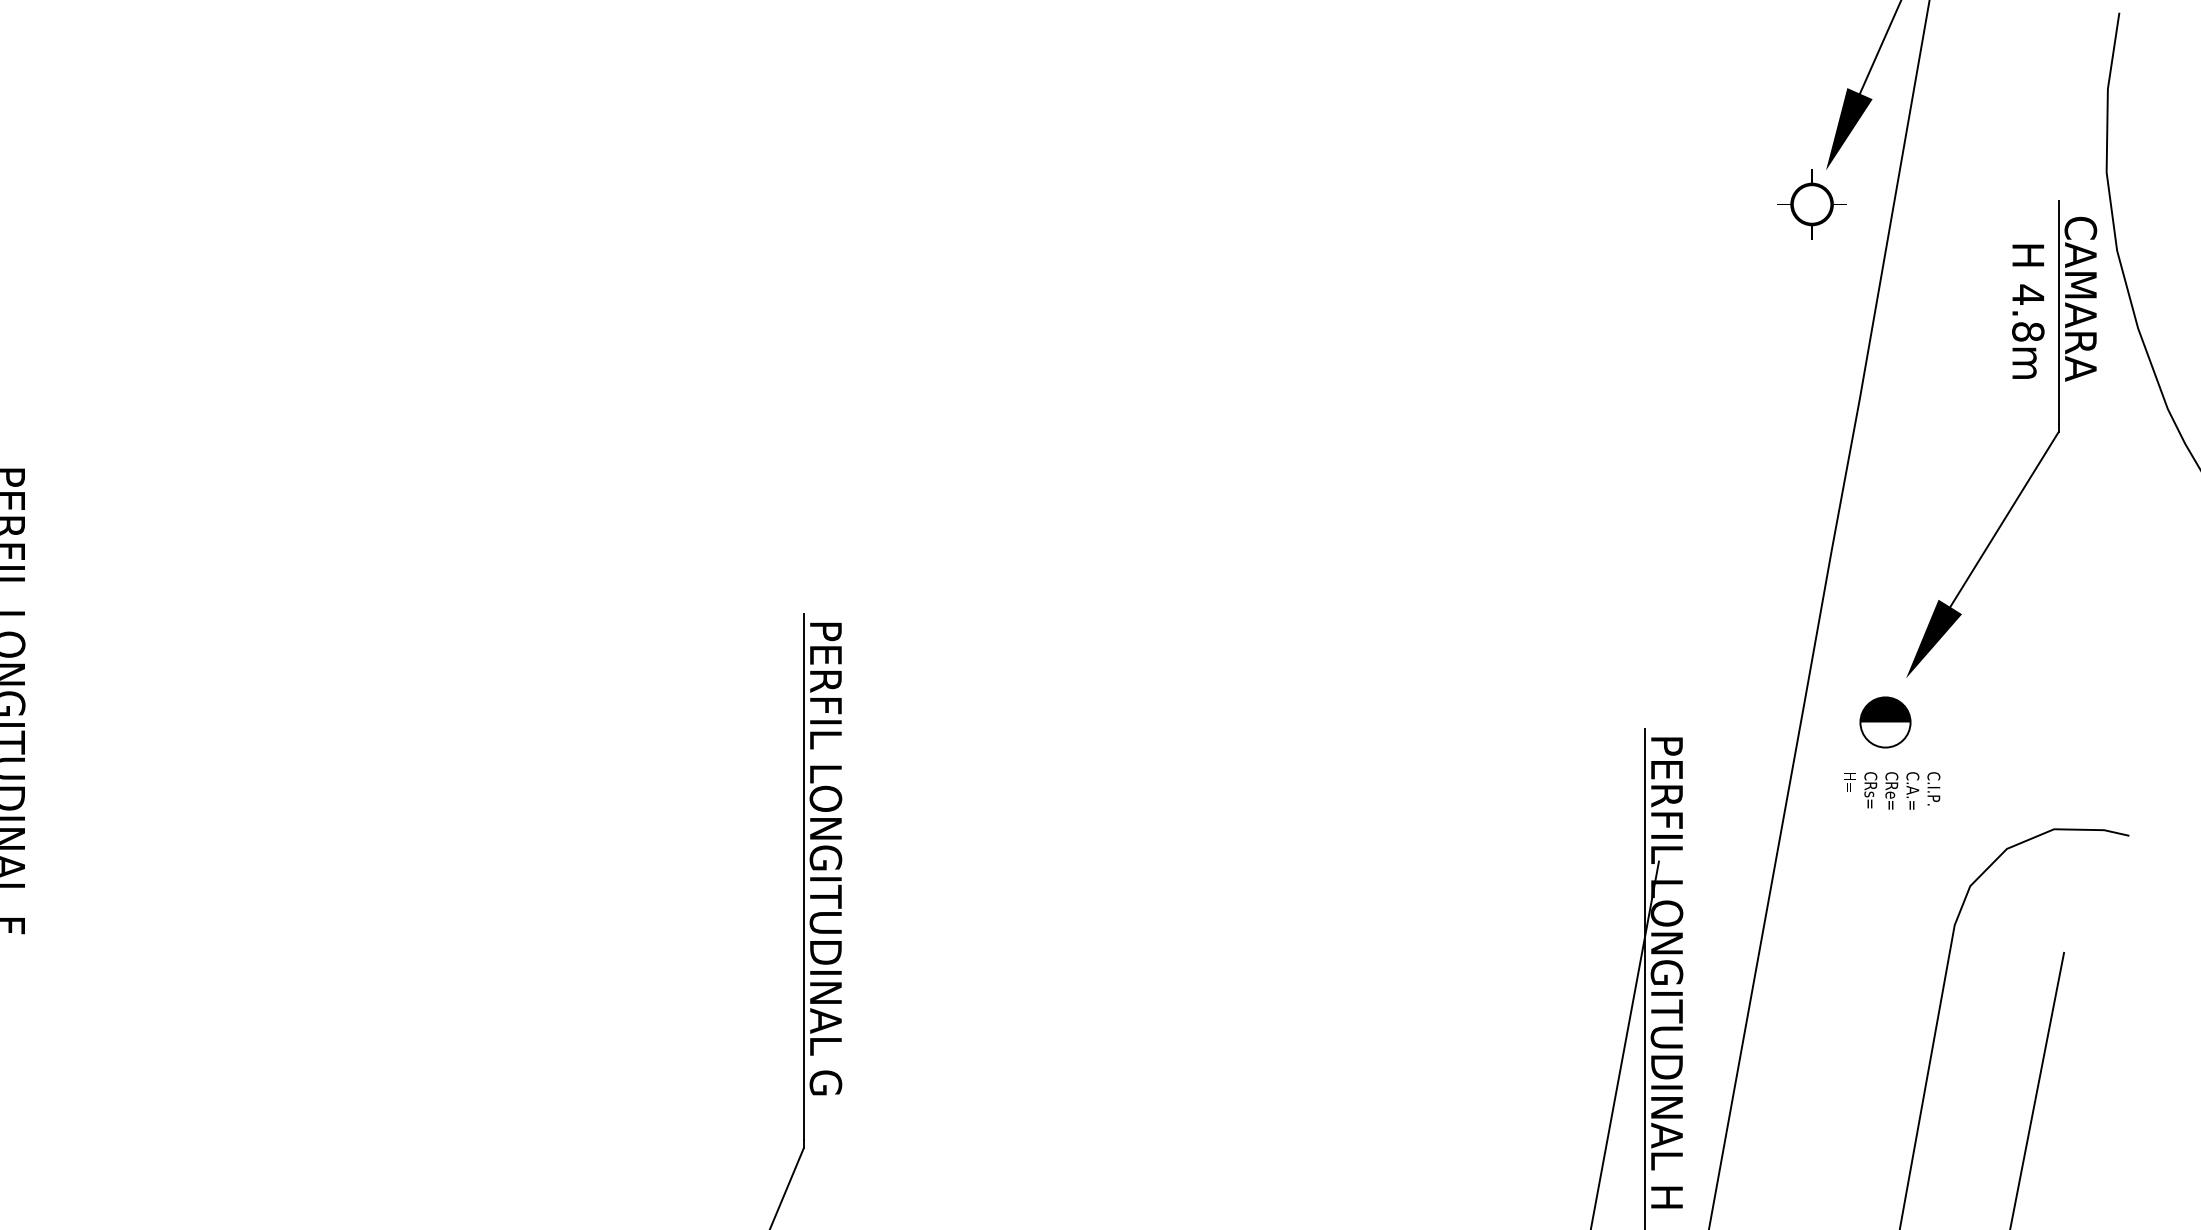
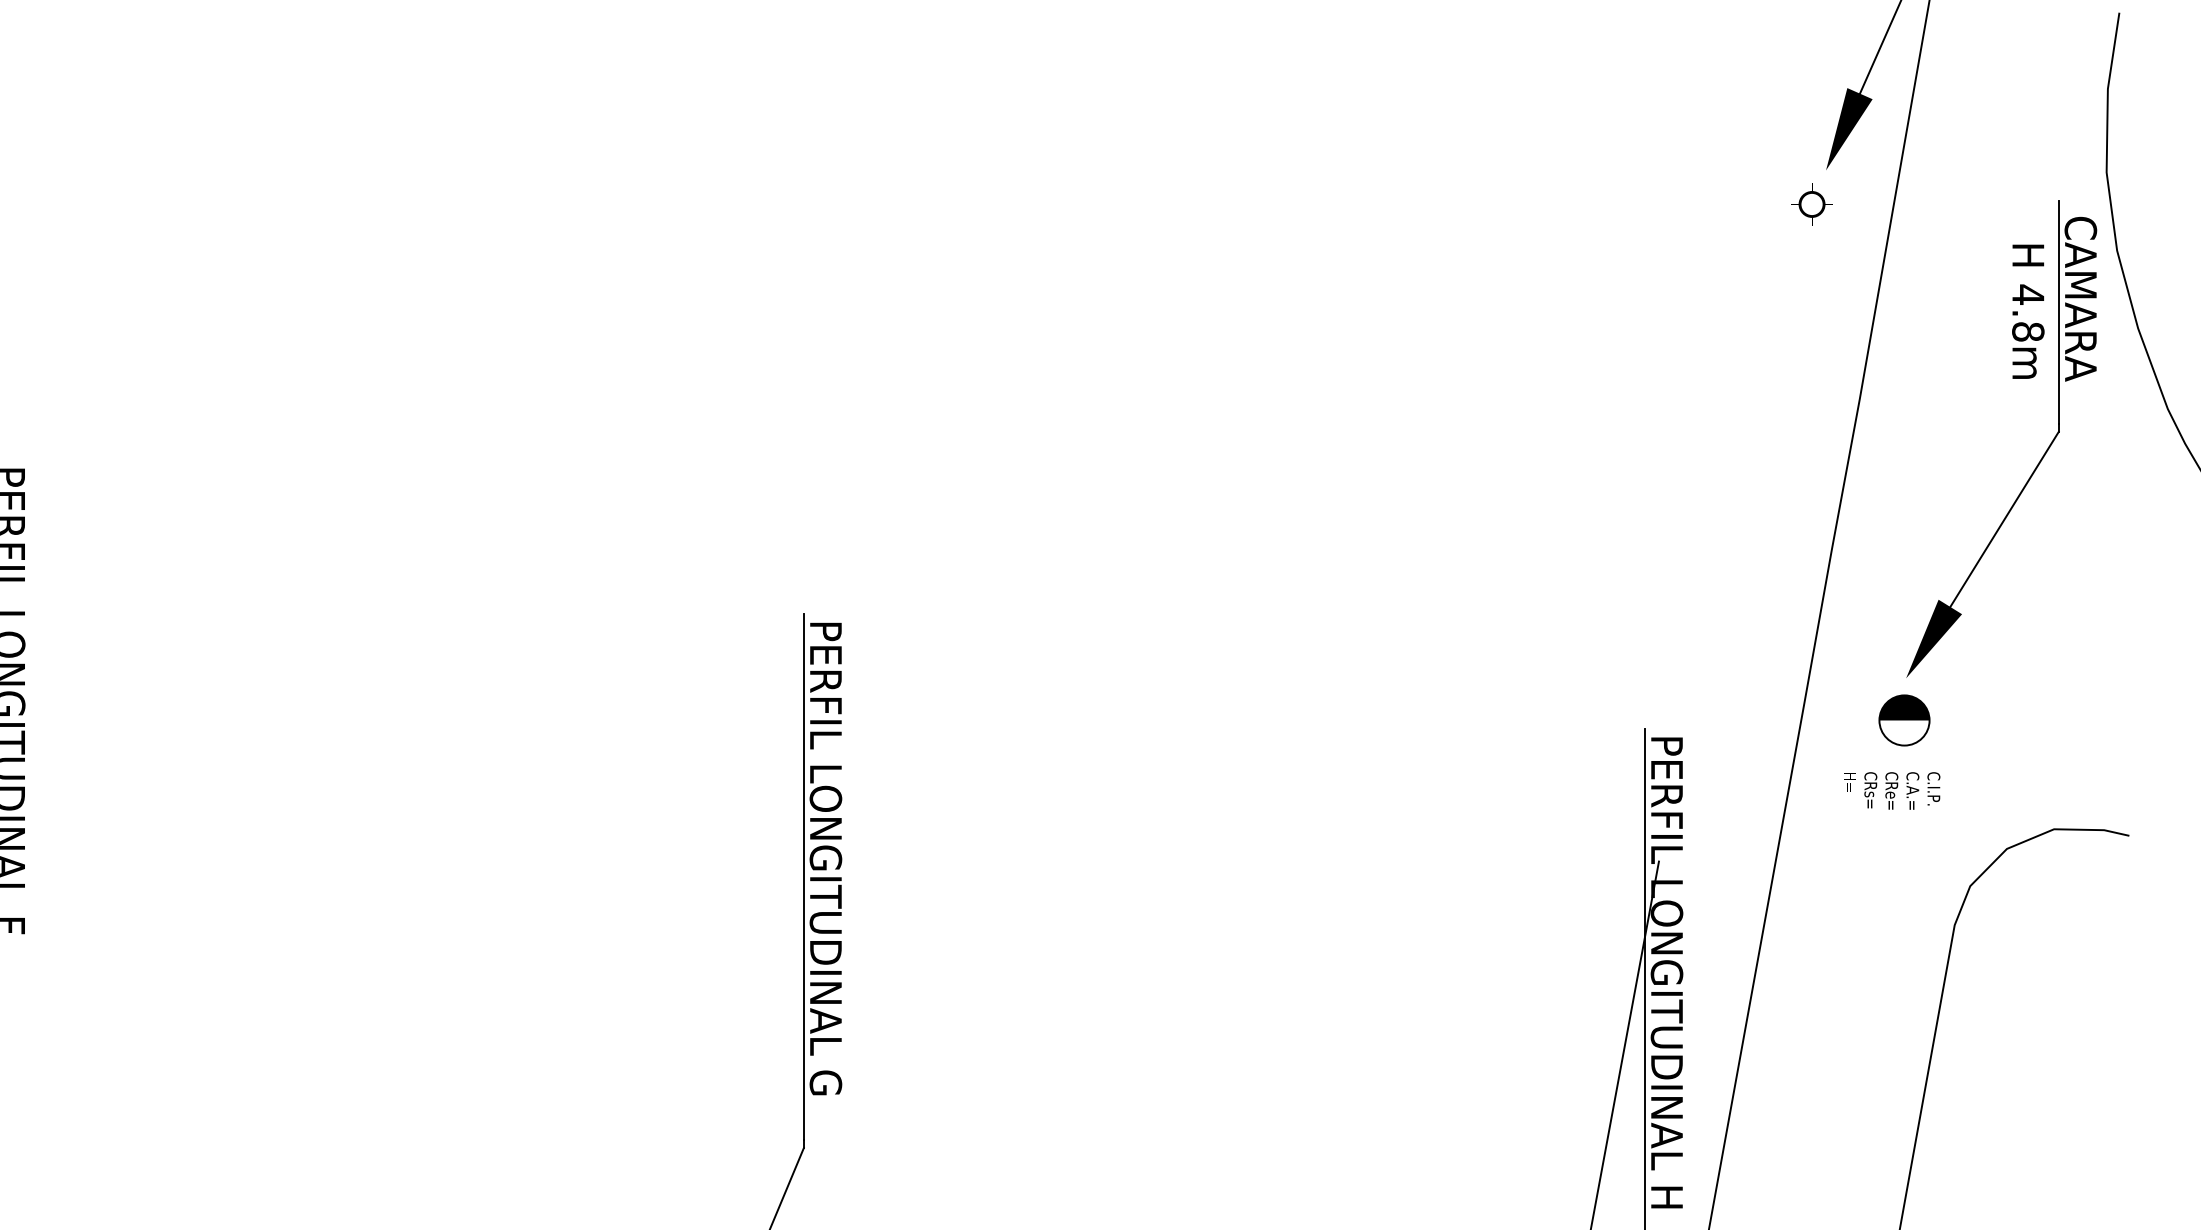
part size: 70x71 px -> 42x43 px (1811, 204)
part position: (1885, 722) -> (1904, 720) (1904, 720)
line: present -> none (2037, 1089)
